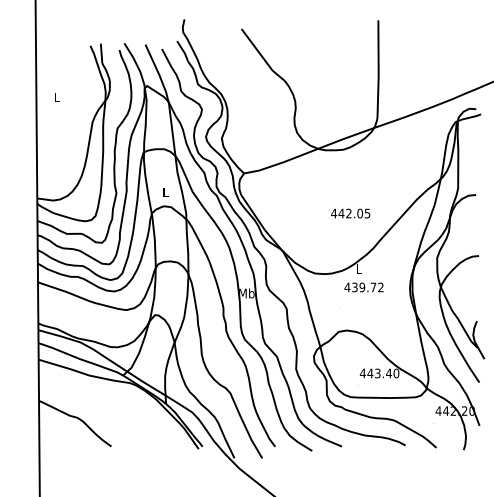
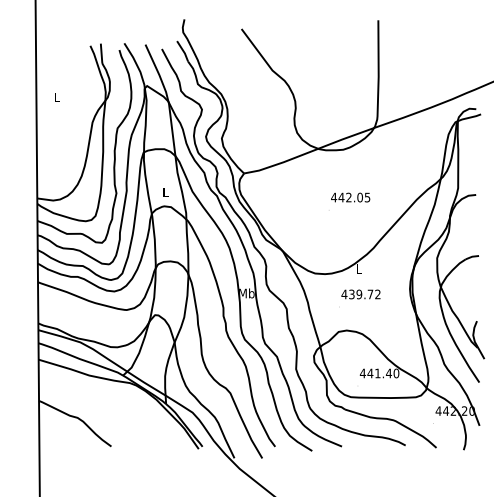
text position: (350, 213) -> (350, 197) (350, 197)
text position: (363, 287) -> (360, 294) (360, 294)
text: 443.40 -> 441.40 (377, 373)
